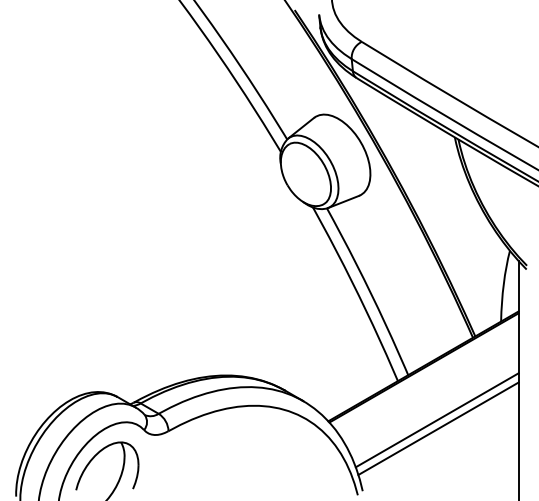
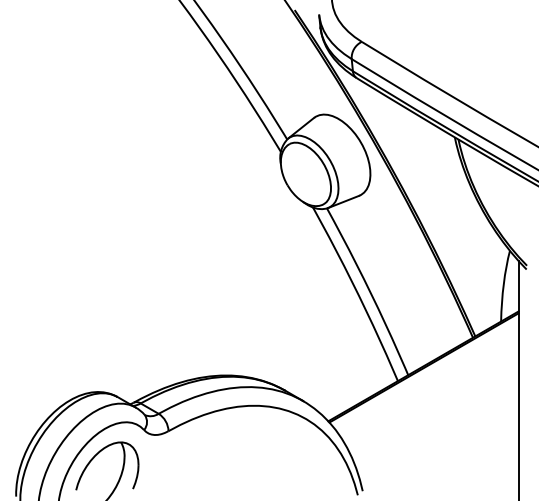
line: present -> none (436, 420)
line: present -> none (438, 428)
